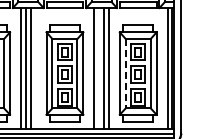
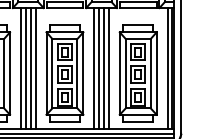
line: none -> present (35, 68)
line: none -> present (98, 68)
line: dashed -> solid (125, 73)
